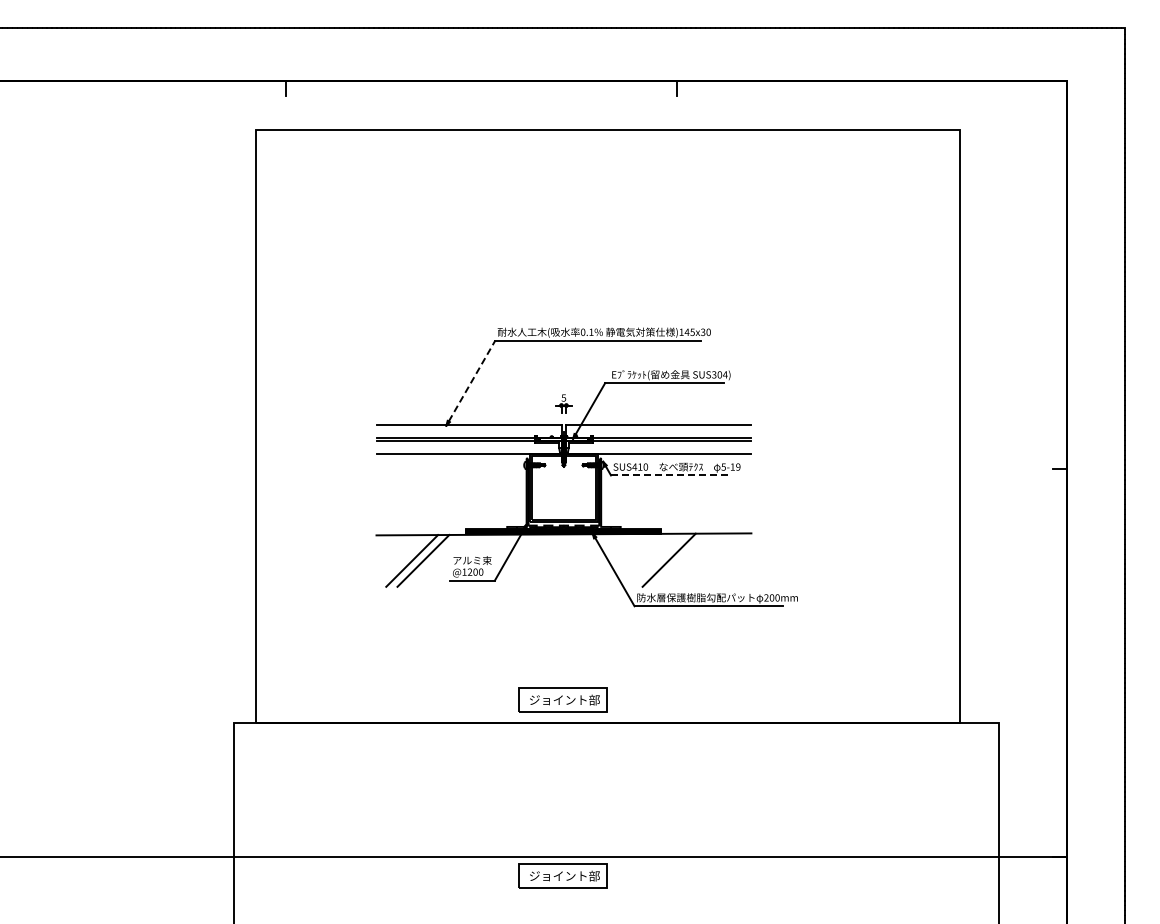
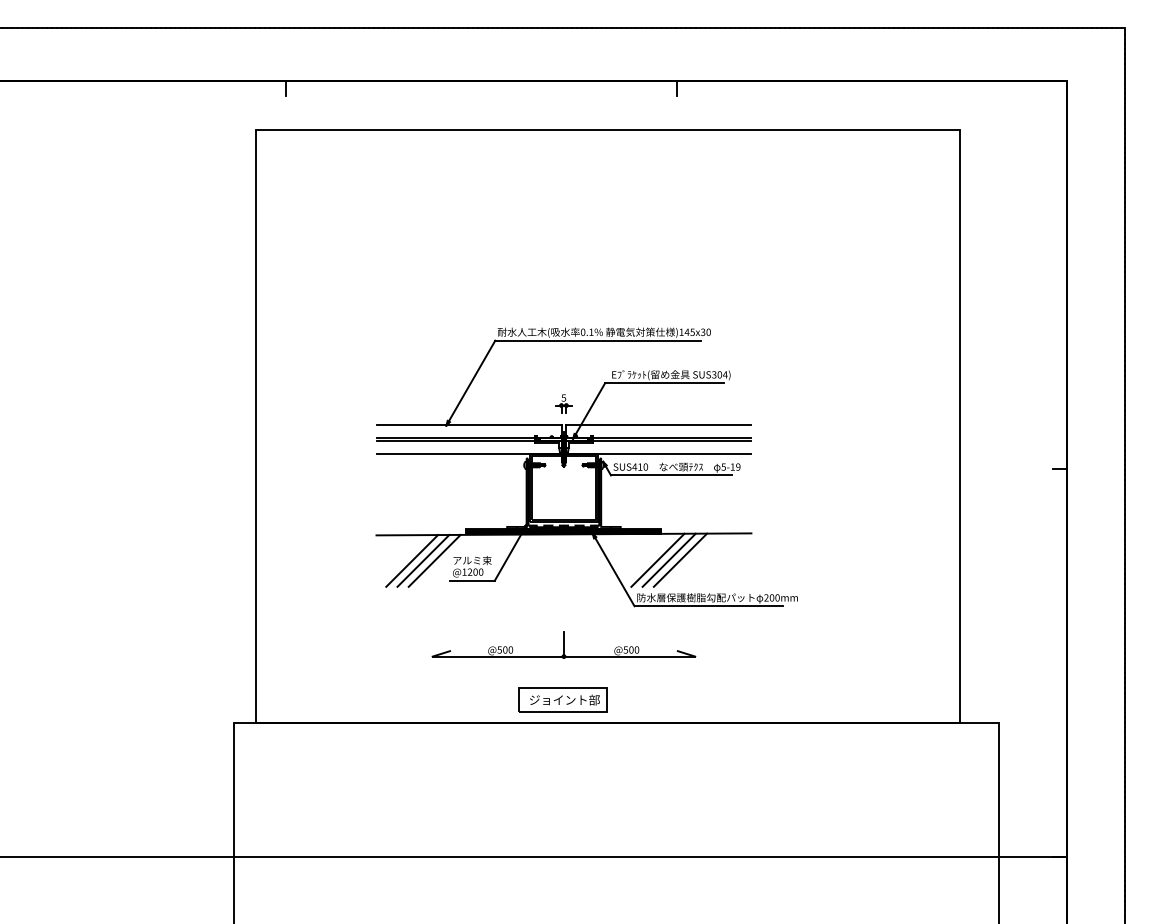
line: dashed -> solid (472, 381)
line: dashed -> solid (671, 475)
line: none -> present (657, 559)
line: none -> present (680, 559)
line: none -> present (434, 560)
part: none -> present (563, 644)
part: present -> none (562, 875)
